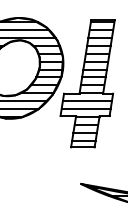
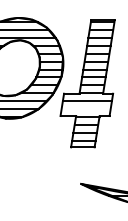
line: present -> none (85, 109)
